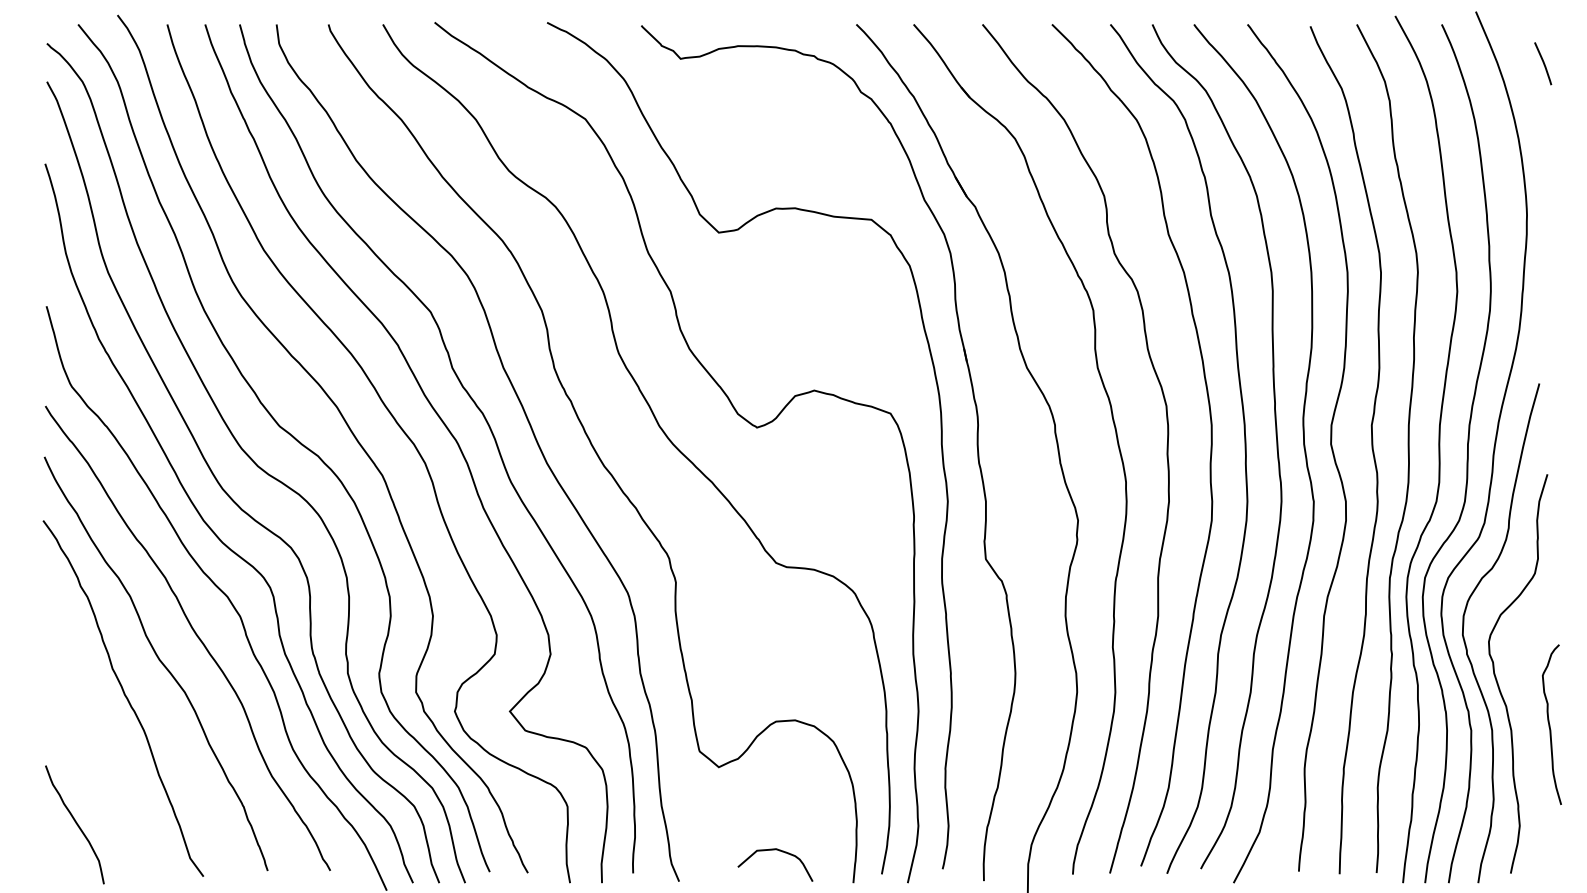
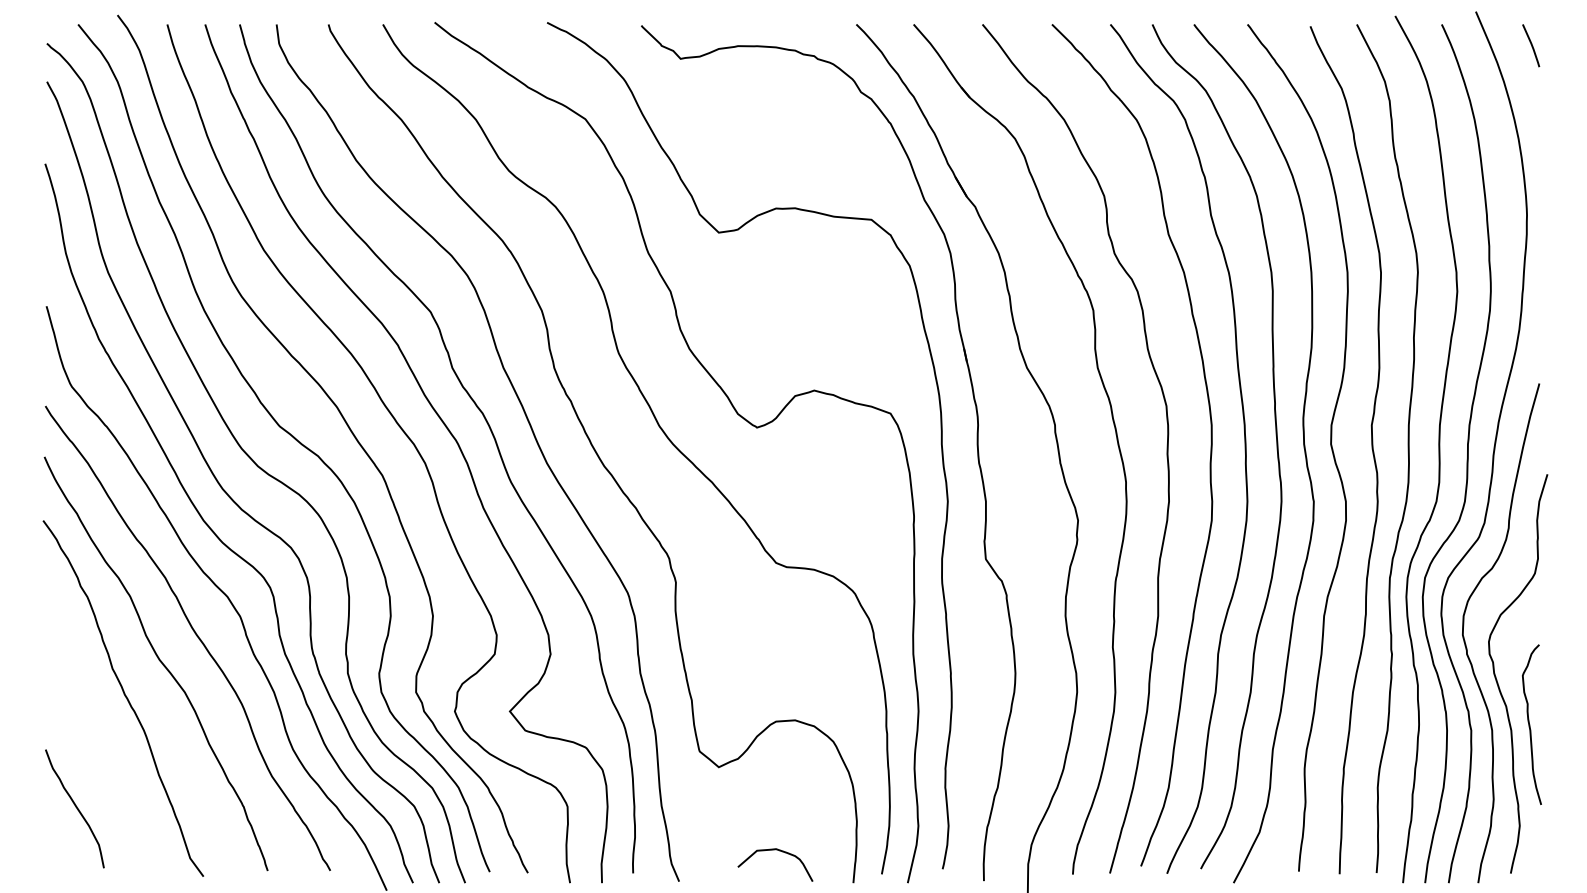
line position: (1543, 63) -> (1531, 45) (1531, 45)
curve position: (1550, 724) -> (1530, 724) (1530, 724)
curve position: (75, 823) -> (75, 807) (75, 807)
